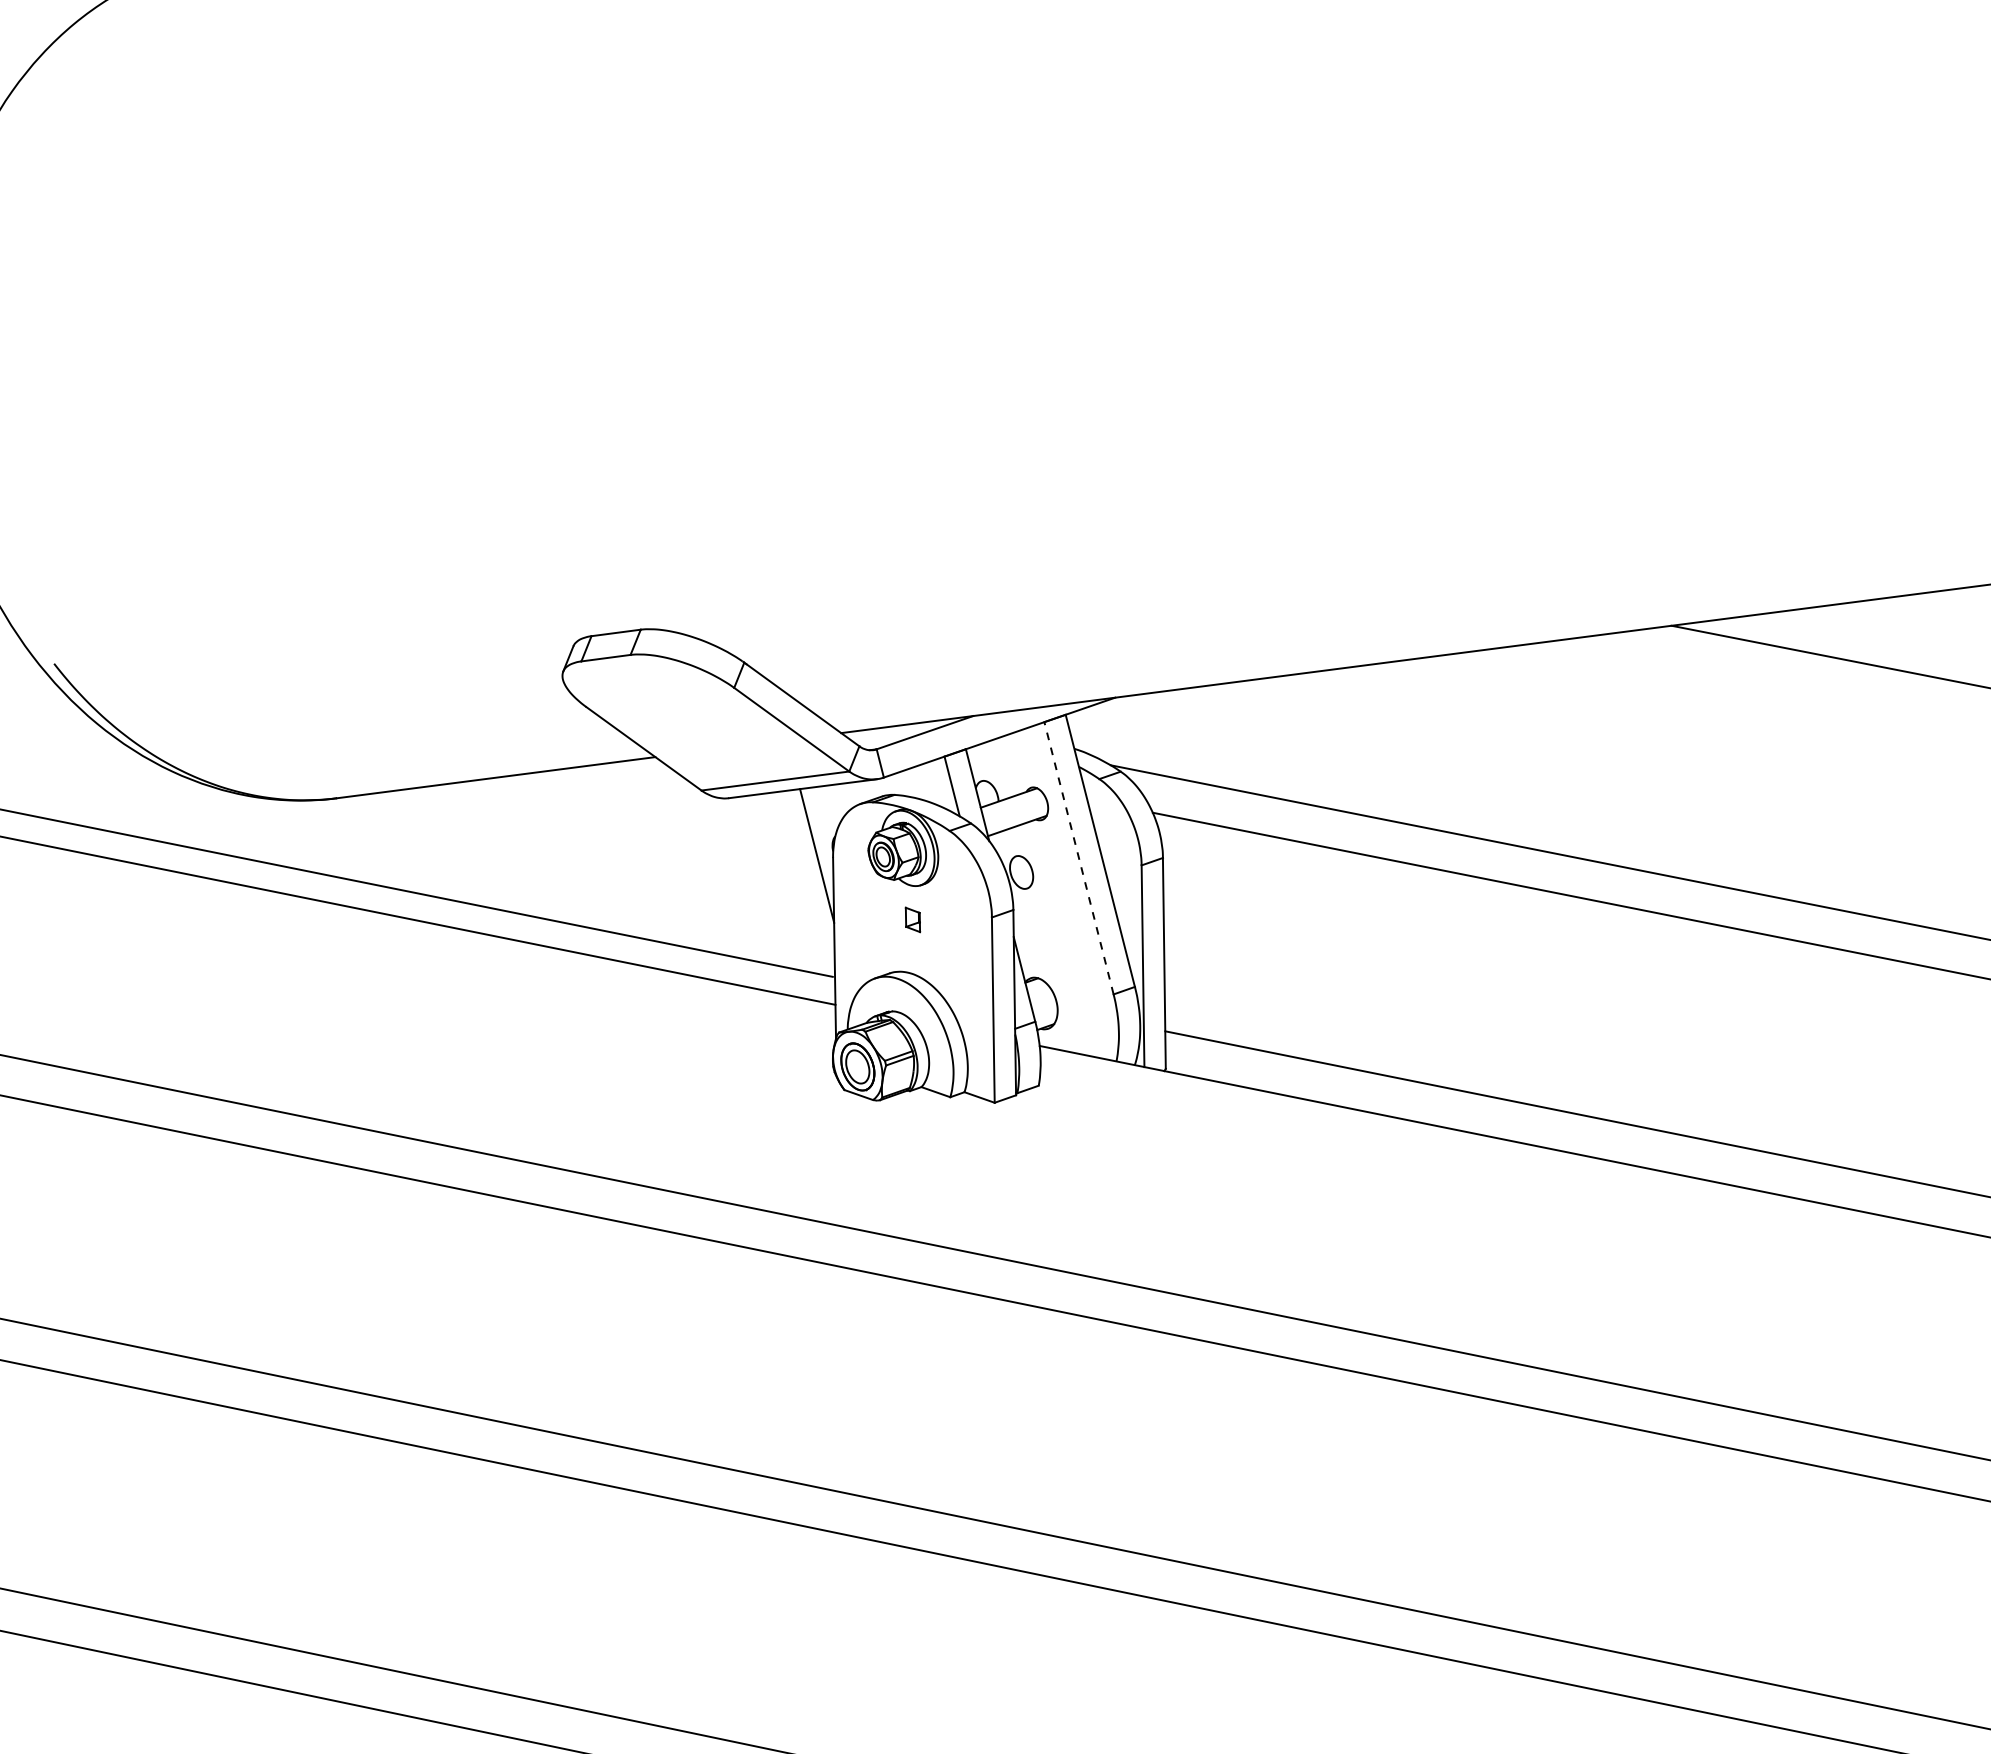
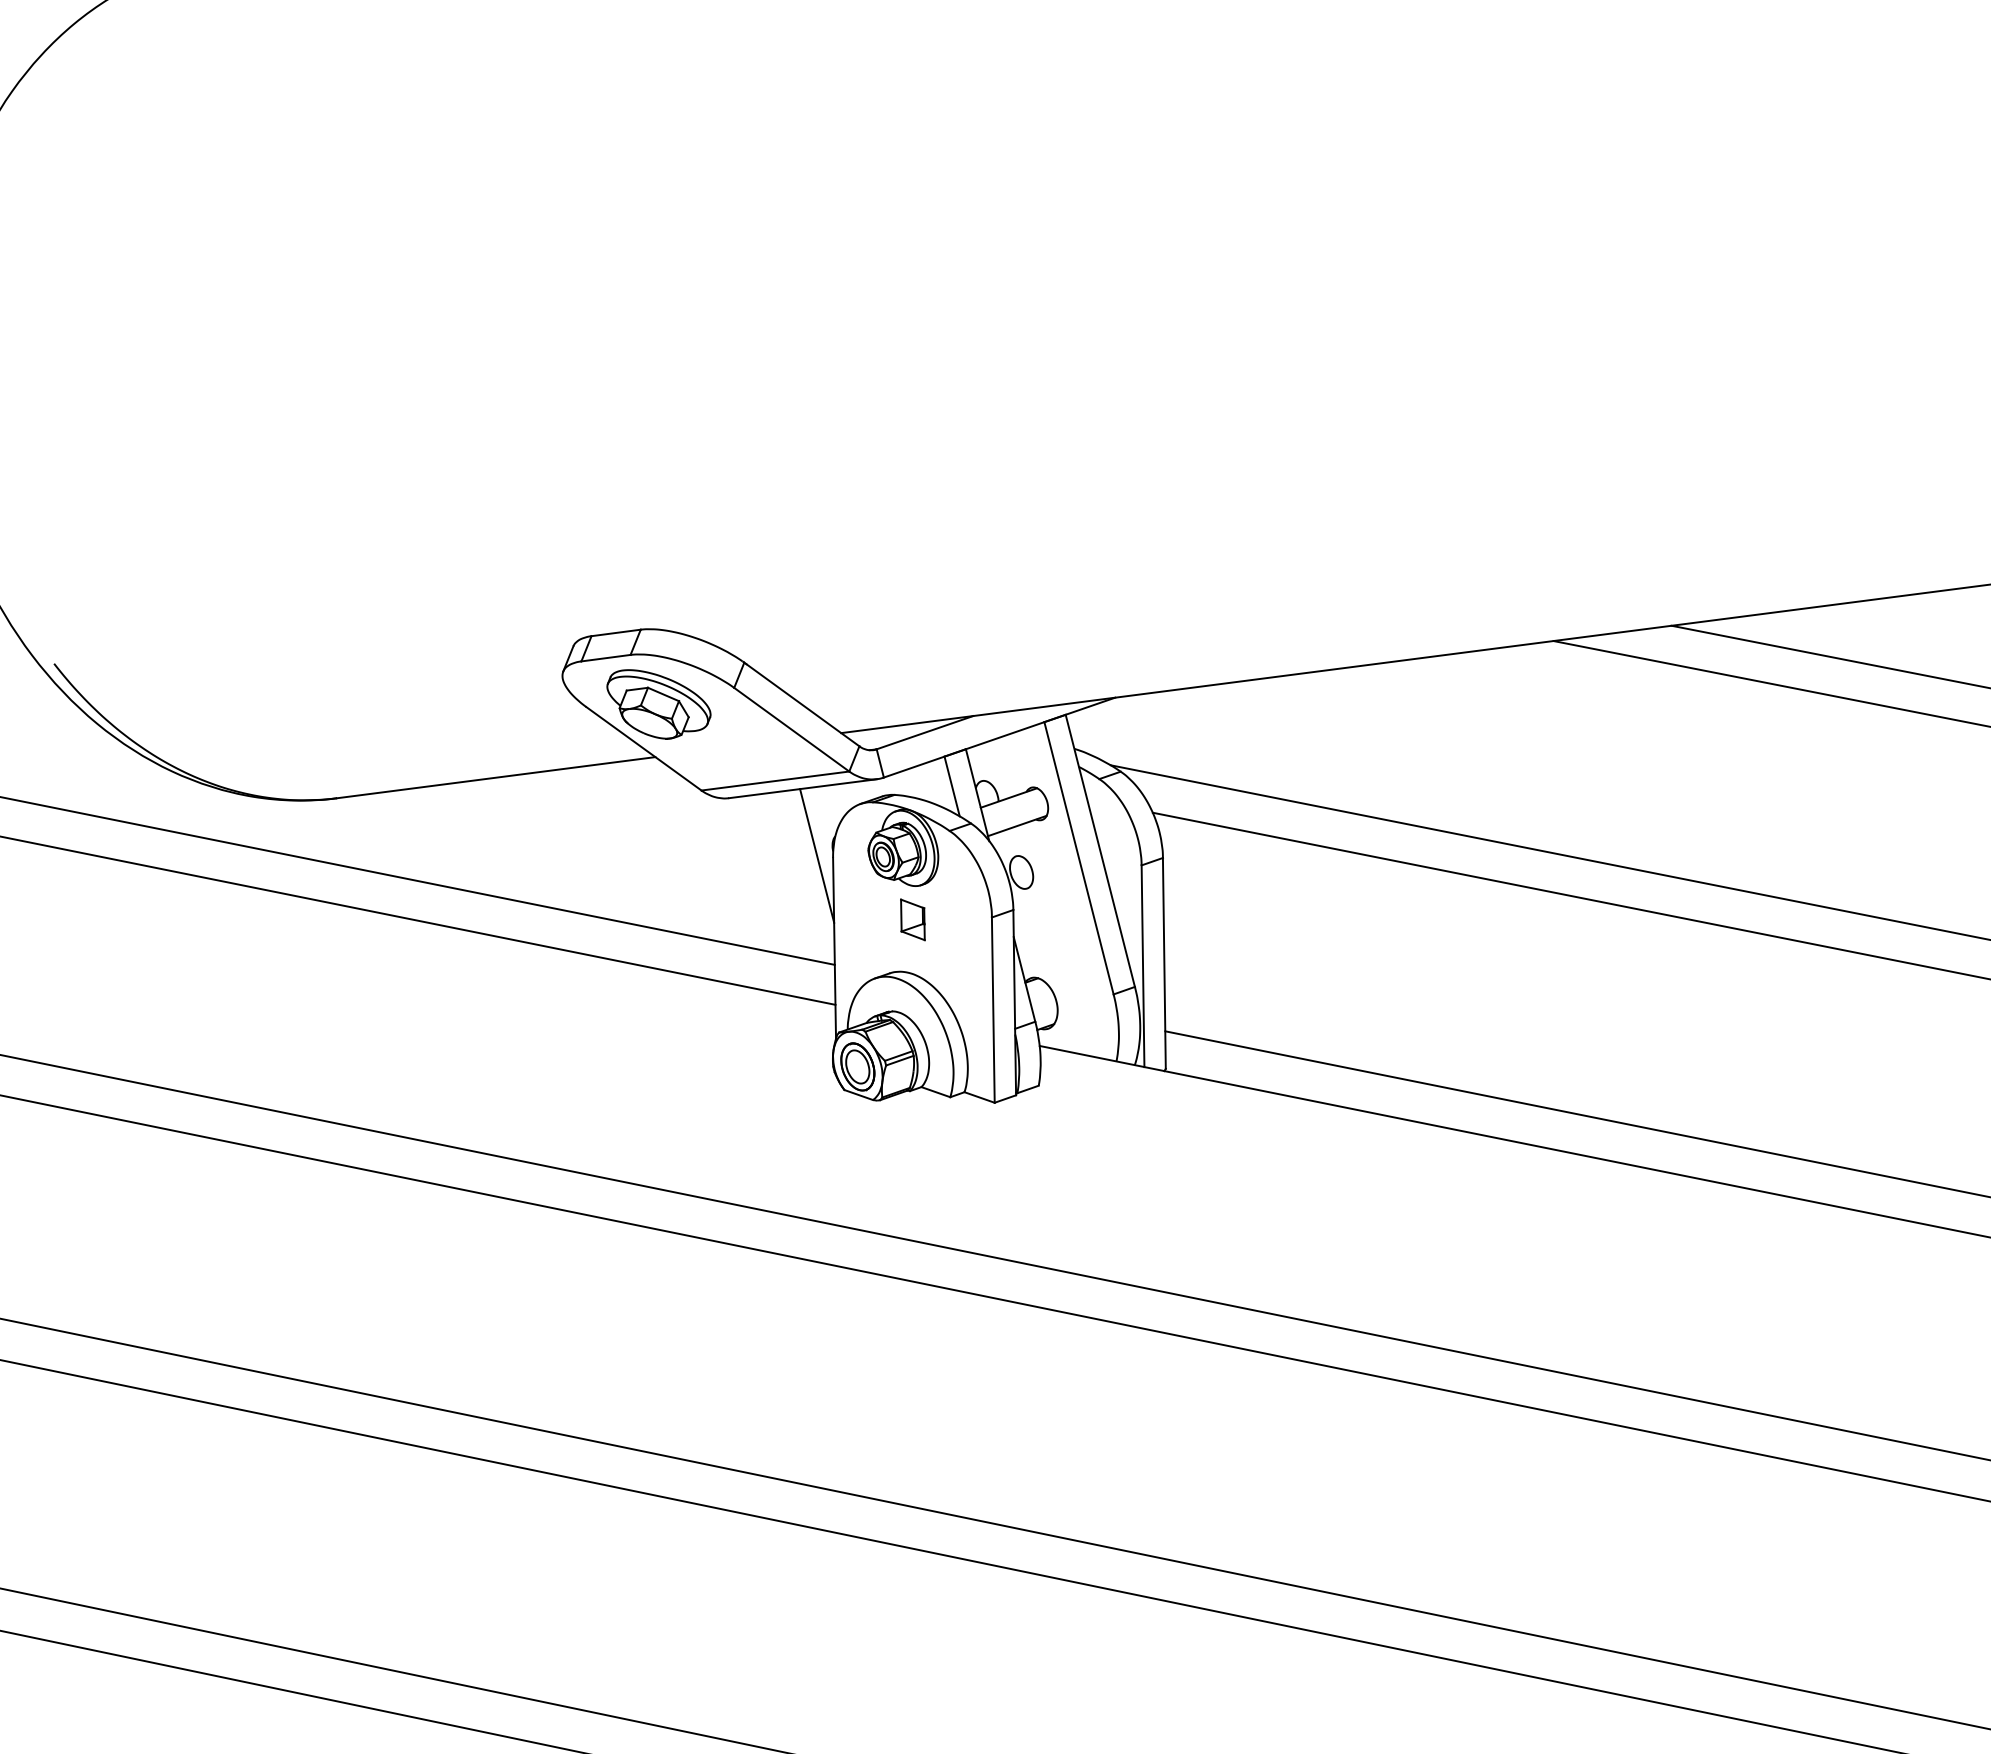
line: none -> present (1770, 683)
part: none -> present (658, 704)
line: dashed -> solid (1078, 857)
line position: (417, 892) -> (418, 880) (418, 880)
part size: 18x28 px -> 26x44 px (912, 919)
